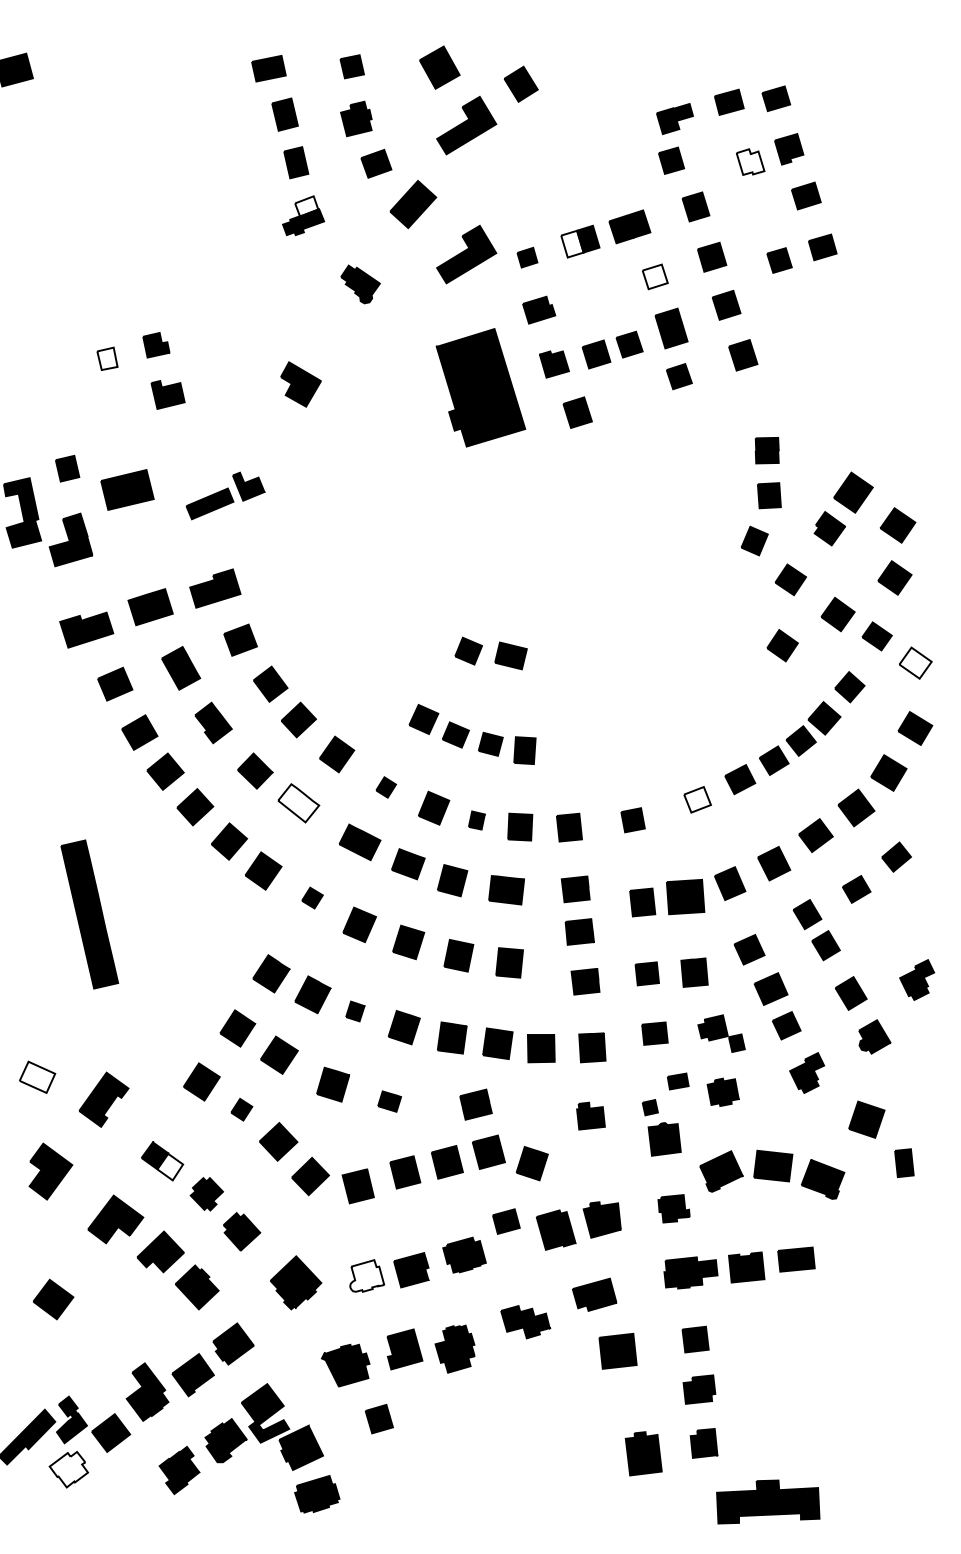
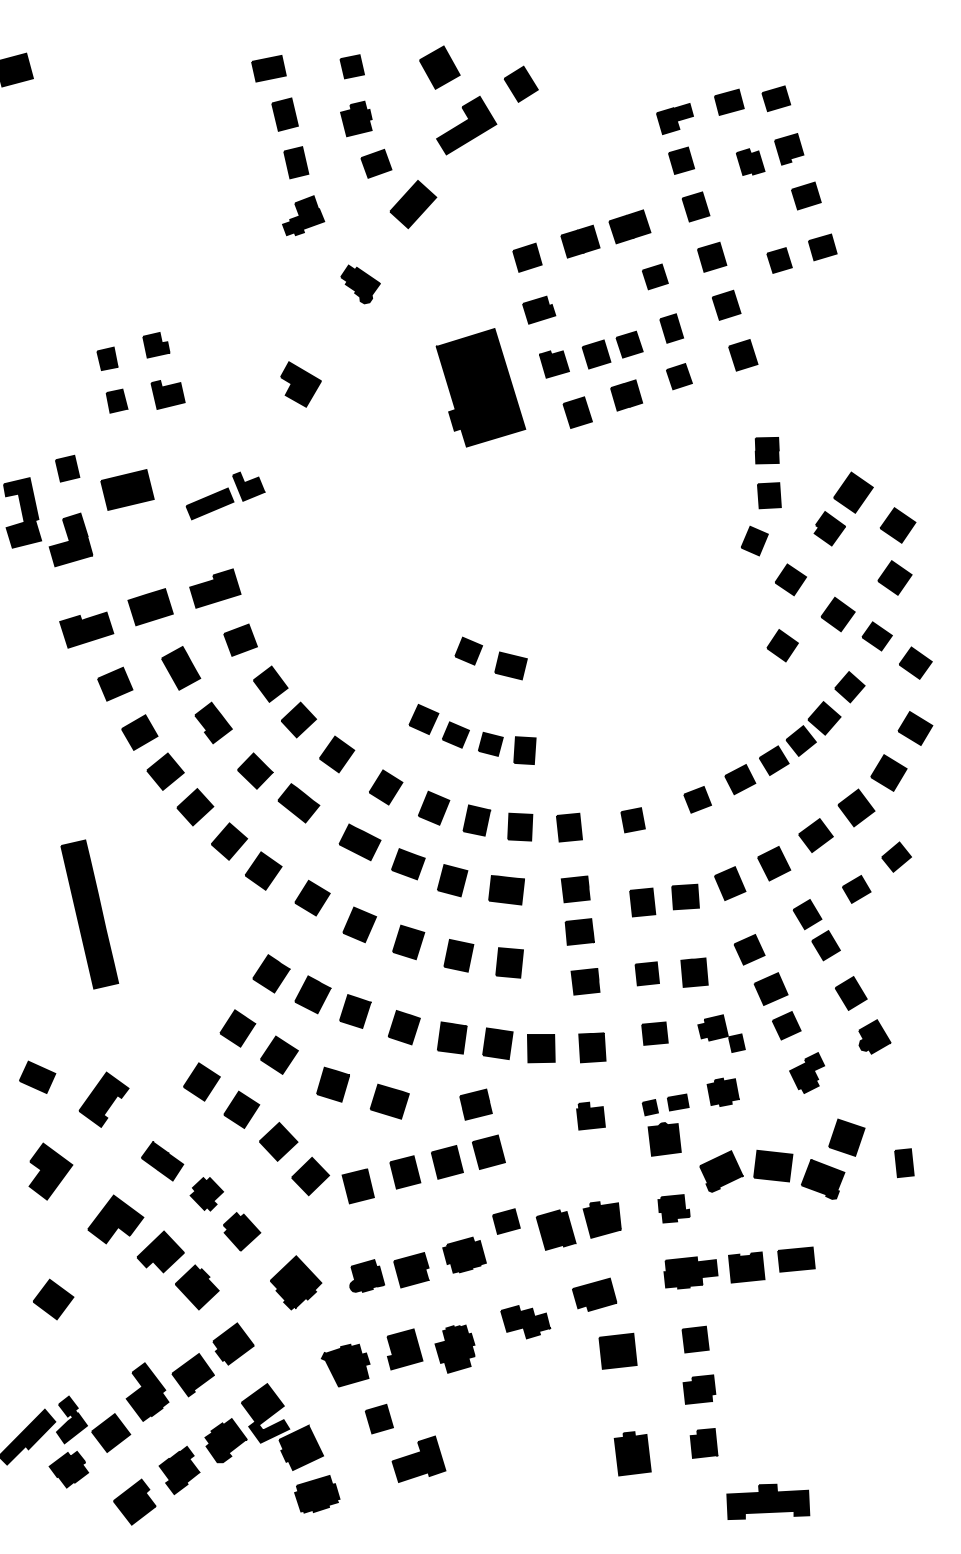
part position: (671, 160) -> (681, 160) (681, 160)
fill: none -> present (750, 161)
fill: none -> present (306, 206)
fill: none -> present (572, 243)
part: present -> none (466, 254)
part size: 23x23 px -> 31x31 px (527, 257)
fill: none -> present (654, 276)
part size: 35x43 px -> 26x31 px (671, 328)
fill: none -> present (107, 358)
part: none -> present (626, 395)
part: none -> present (116, 400)
part position: (510, 655) -> (510, 665) (510, 665)
fill: none -> present (915, 662)
part size: 22x23 px -> 35x37 px (386, 787)
fill: none -> present (697, 799)
fill: none -> present (298, 803)
part size: 18x21 px -> 30x33 px (476, 820)
part size: 23x24 px -> 37x38 px (312, 897)
part size: 40x37 px -> 29x28 px (685, 896)
part: present -> none (917, 979)
part size: 21x23 px -> 33x35 px (355, 1011)
fill: none -> present (37, 1076)
part position: (678, 1081) -> (678, 1102) (678, 1102)
part size: 26x23 px -> 41x37 px (389, 1101)
part size: 24x24 px -> 38x39 px (241, 1109)
part position: (866, 1119) -> (846, 1137) (846, 1137)
part: present -> none (532, 1163)
fill: none -> present (170, 1166)
fill: none -> present (367, 1275)
part position: (643, 1453) -> (632, 1453) (632, 1453)
part: none -> present (418, 1458)
fill: none -> present (68, 1469)
part: none -> present (134, 1501)
part size: 105x46 px -> 85x37 px (768, 1501)
